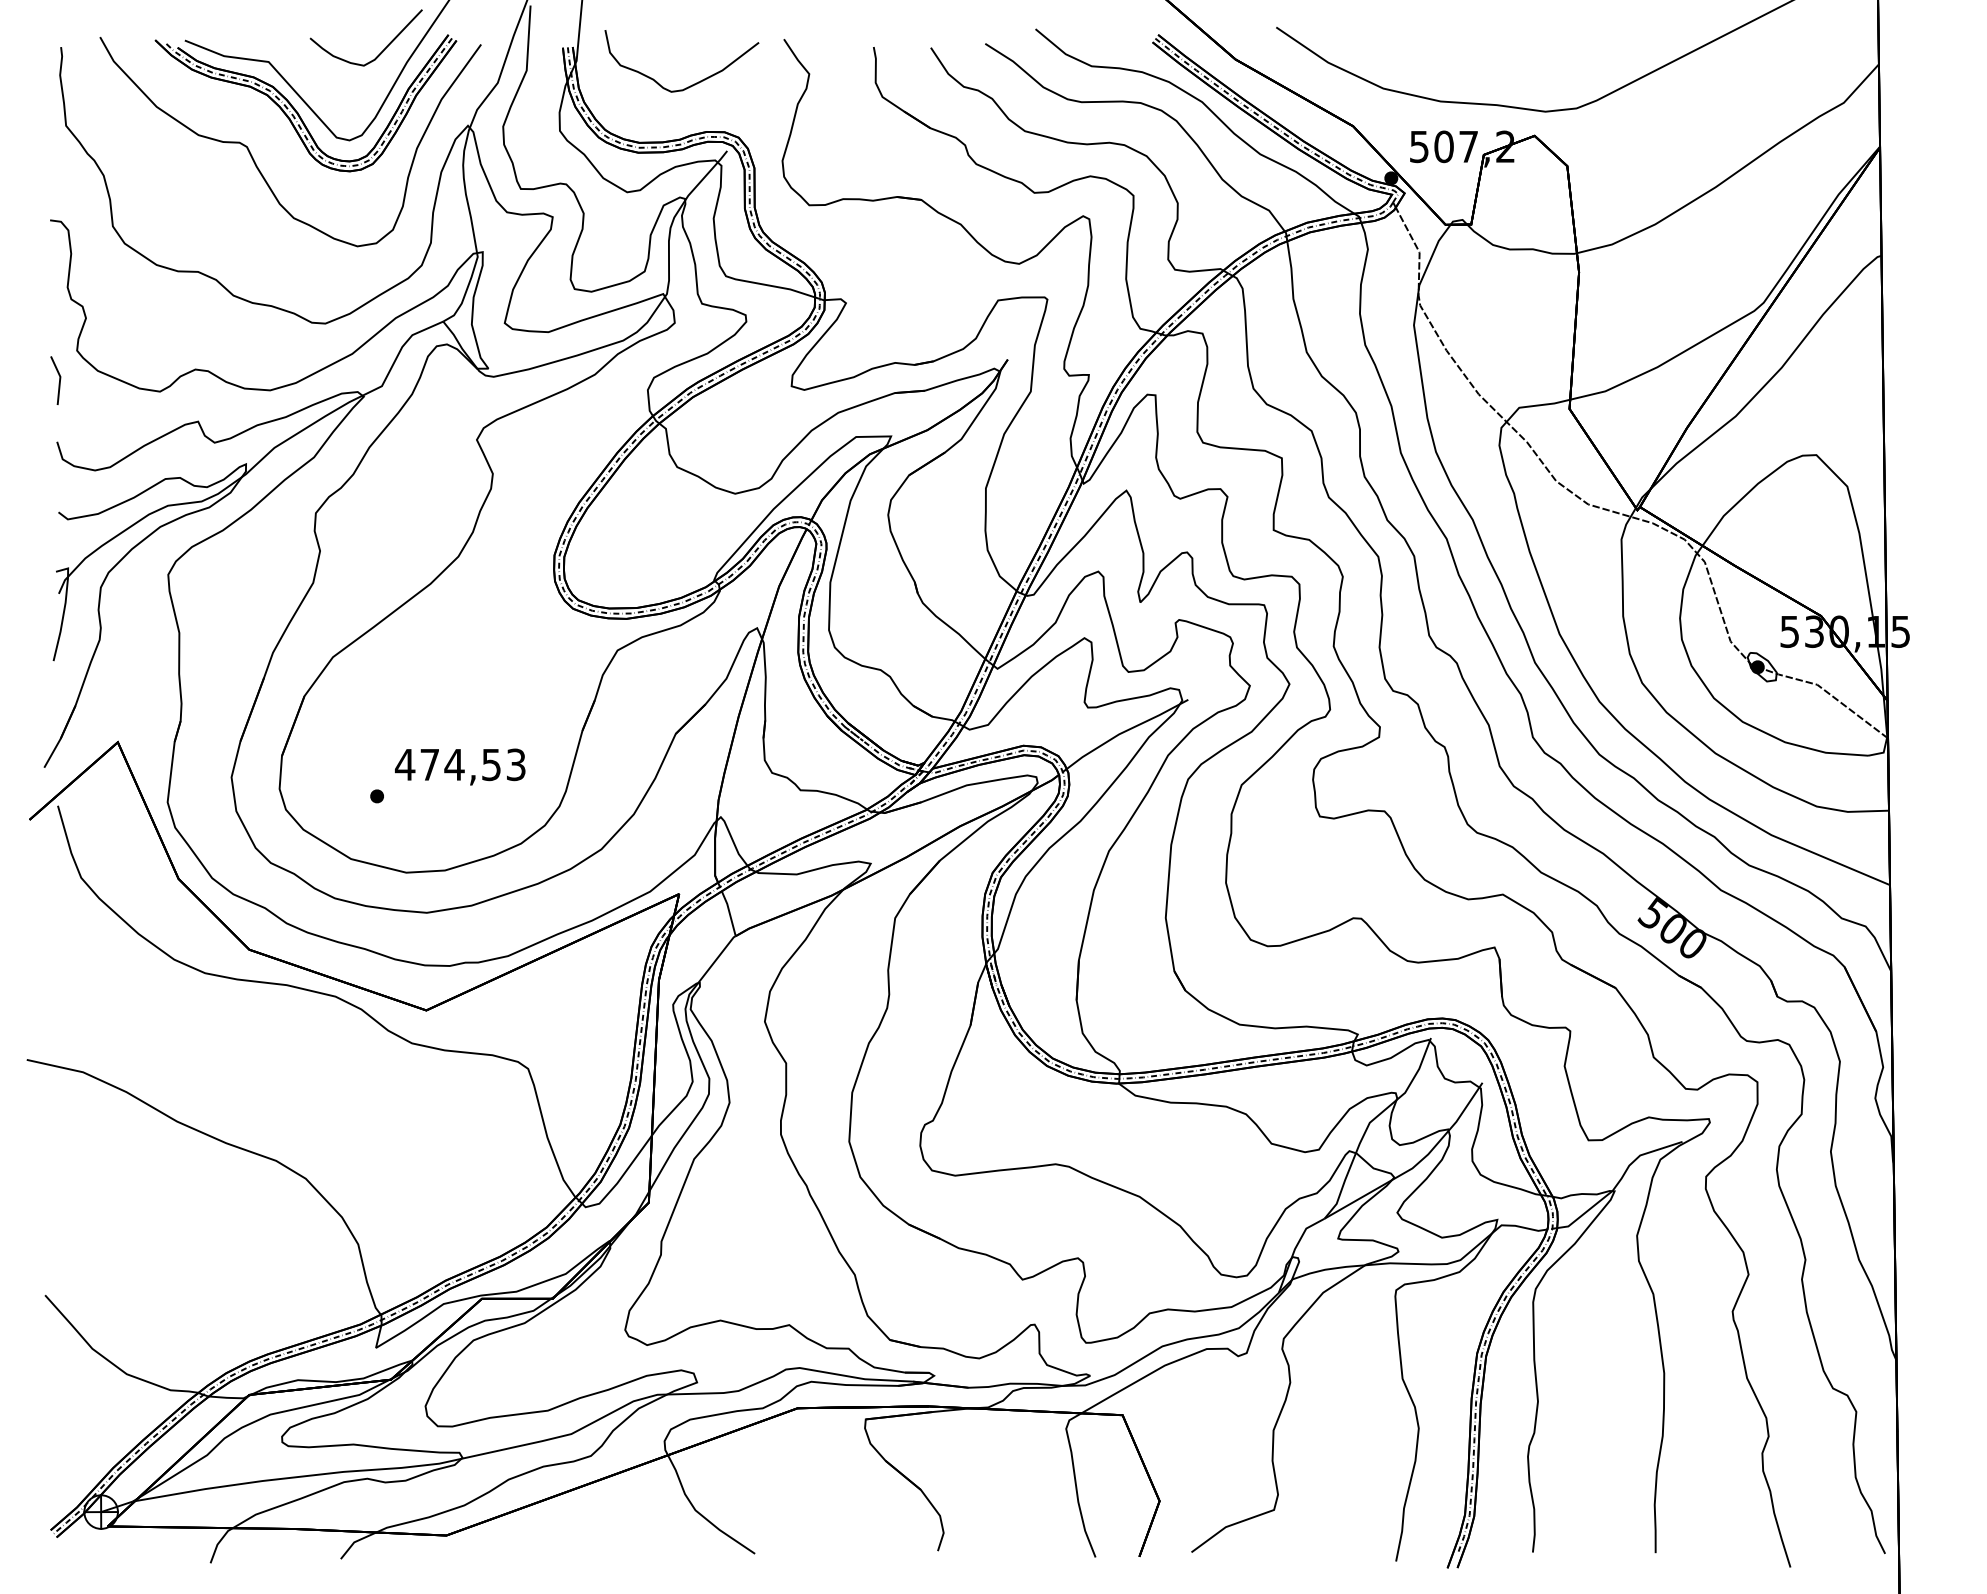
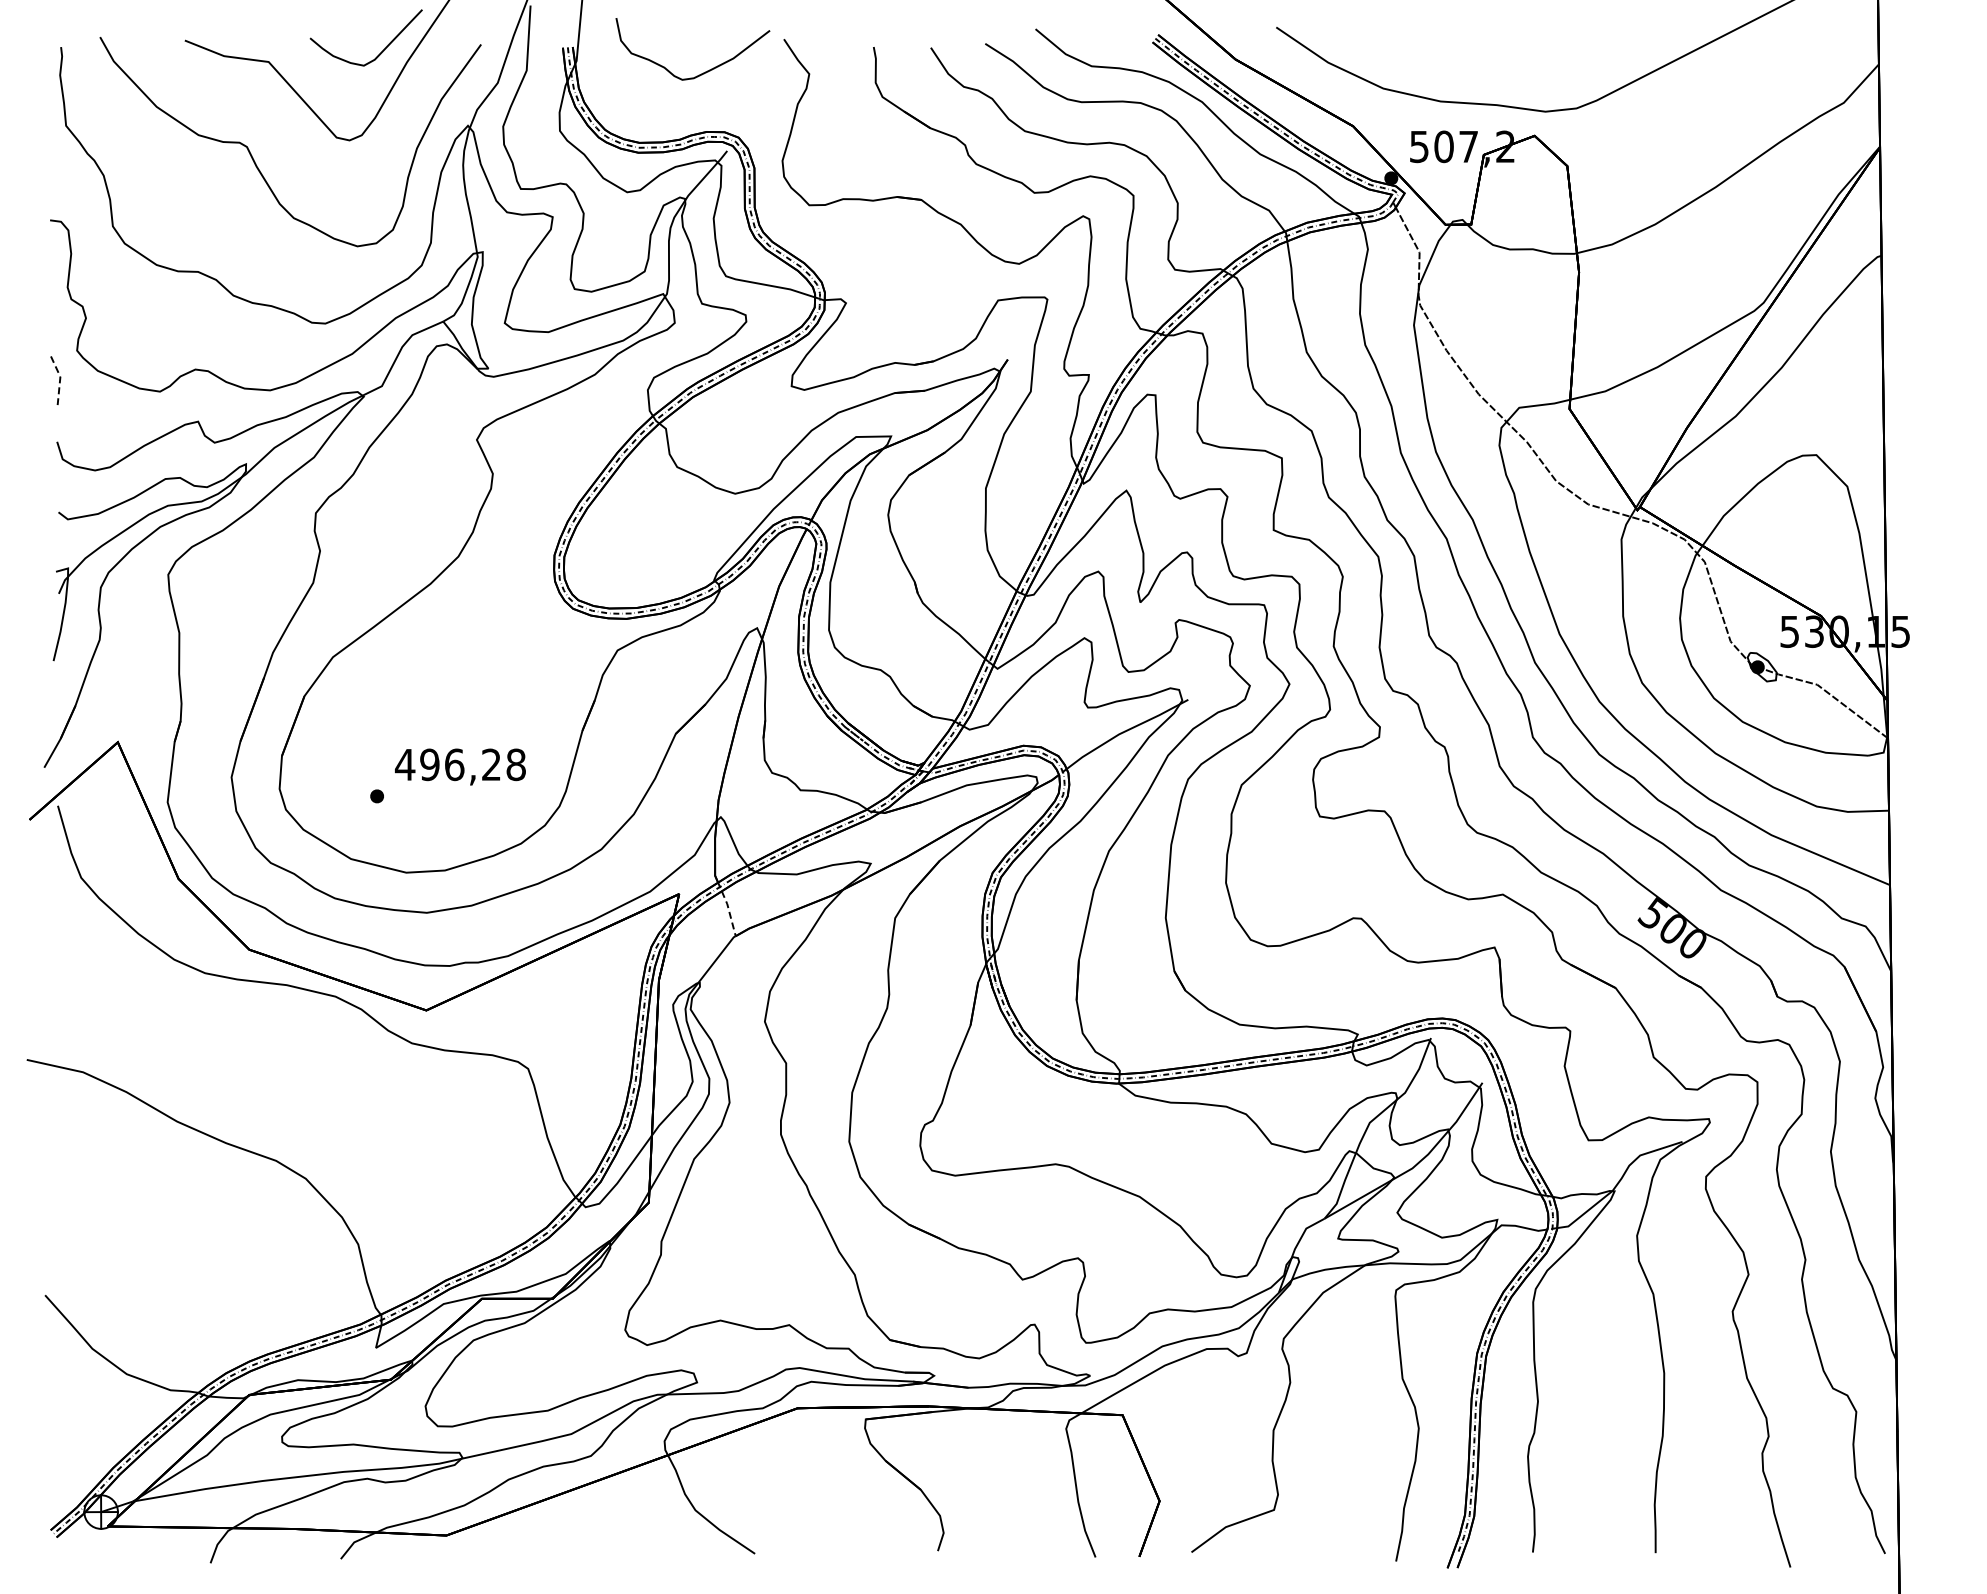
curve position: (692, 84) -> (703, 72) (703, 72)
part: present -> none (295, 108)
line: solid -> dashed (60, 379)
text: 474,53 -> 496,28 (472, 764)
line: solid -> dashed (729, 913)
